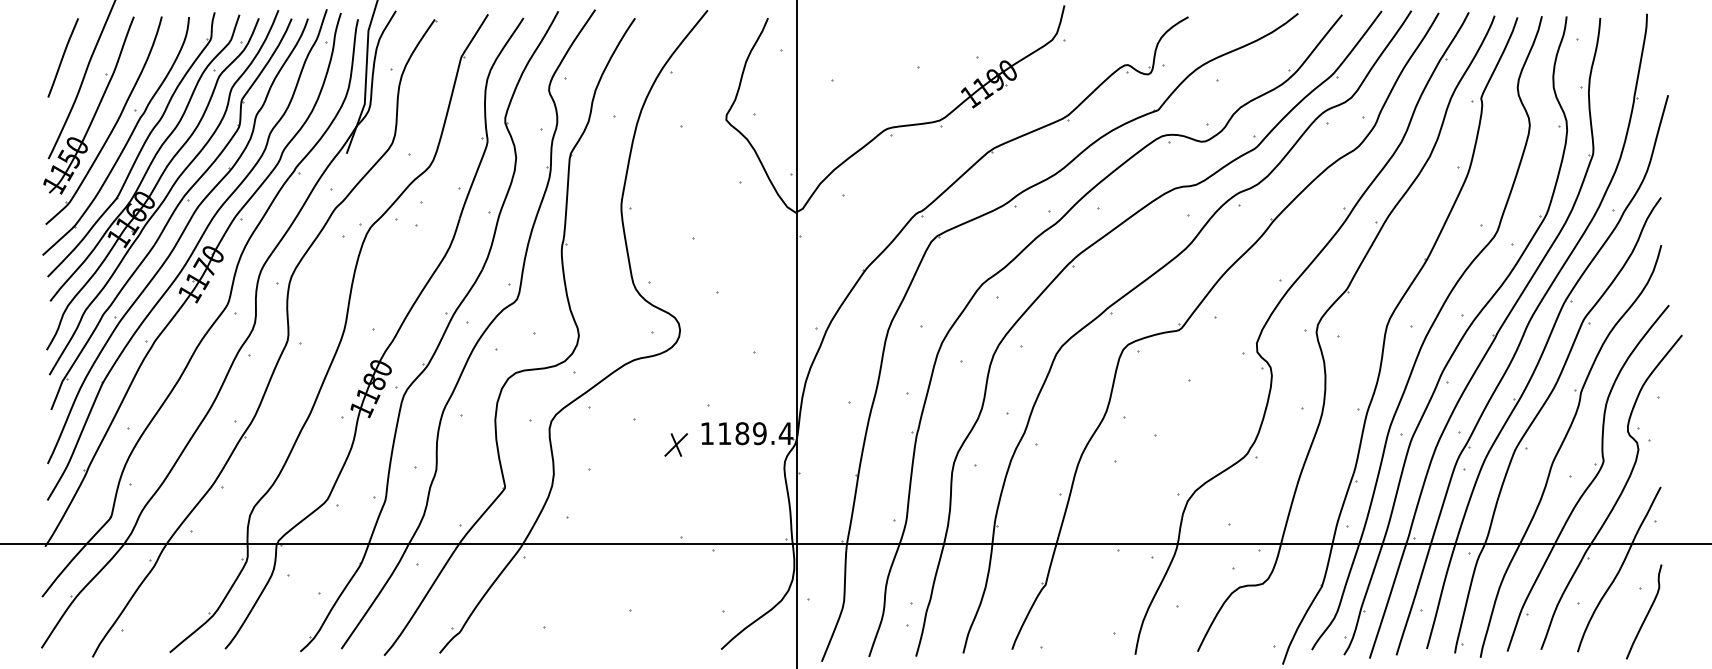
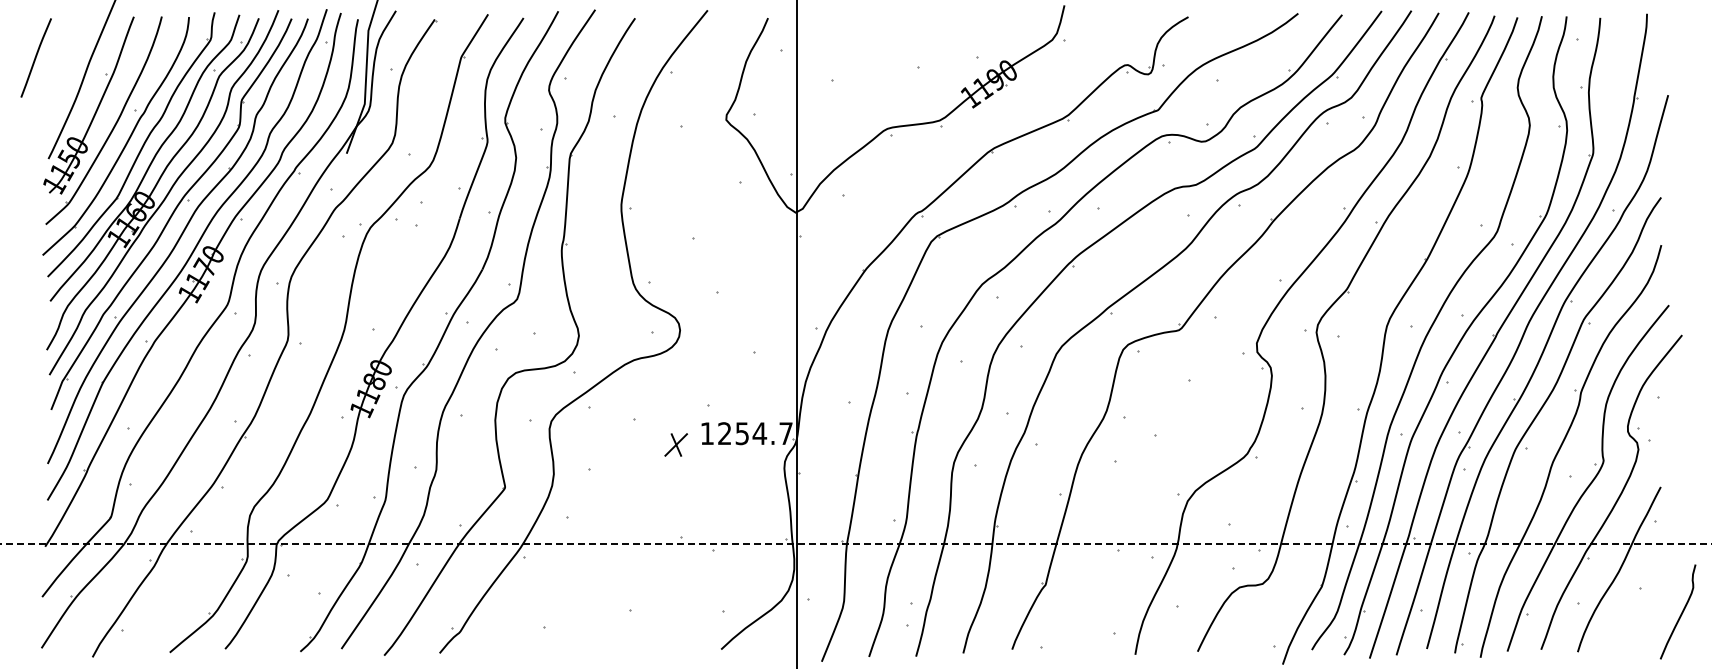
line position: (62, 57) -> (35, 57) (35, 57)
text: 1189.4 -> 1254.7 (755, 433)
line: solid -> dashed (856, 543)
curve position: (1647, 612) -> (1681, 612) (1681, 612)
